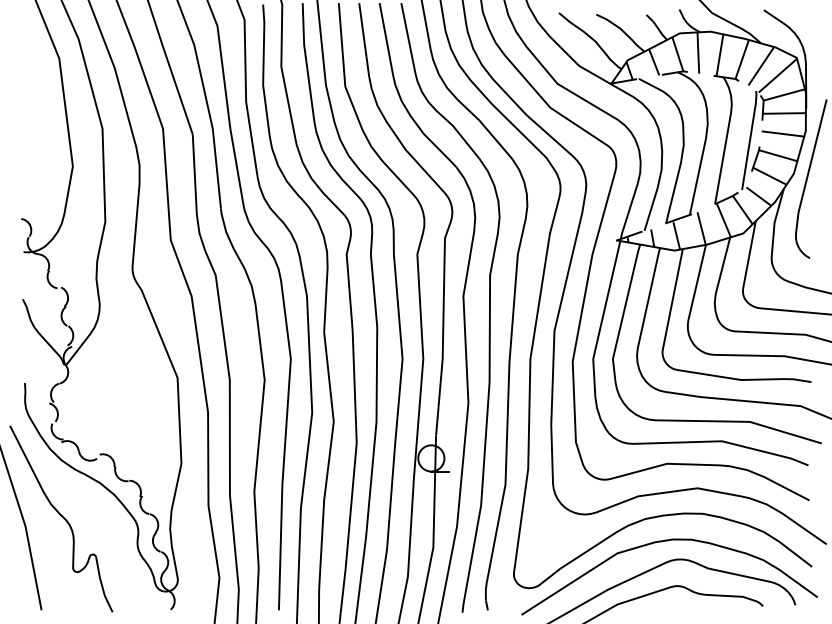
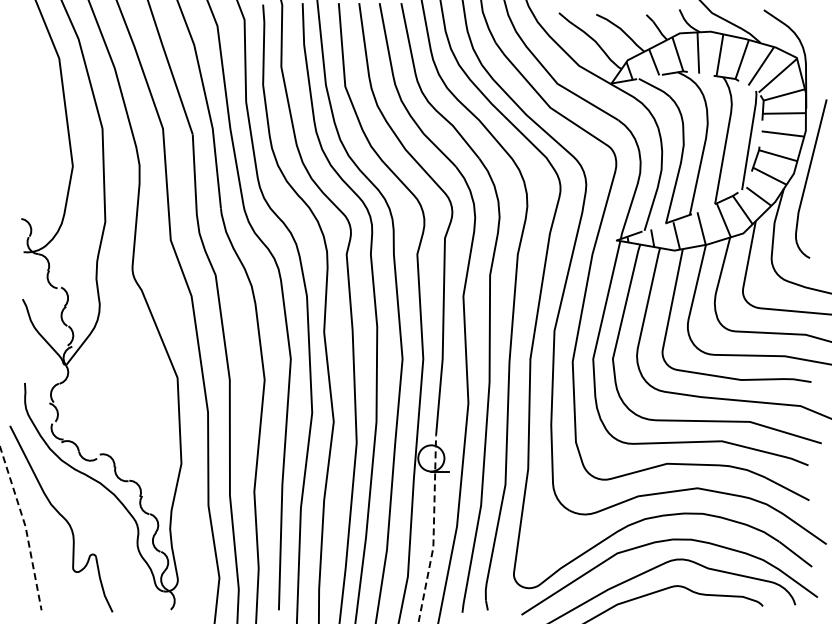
line: solid -> dashed (25, 527)
line: solid -> dashed (433, 530)
